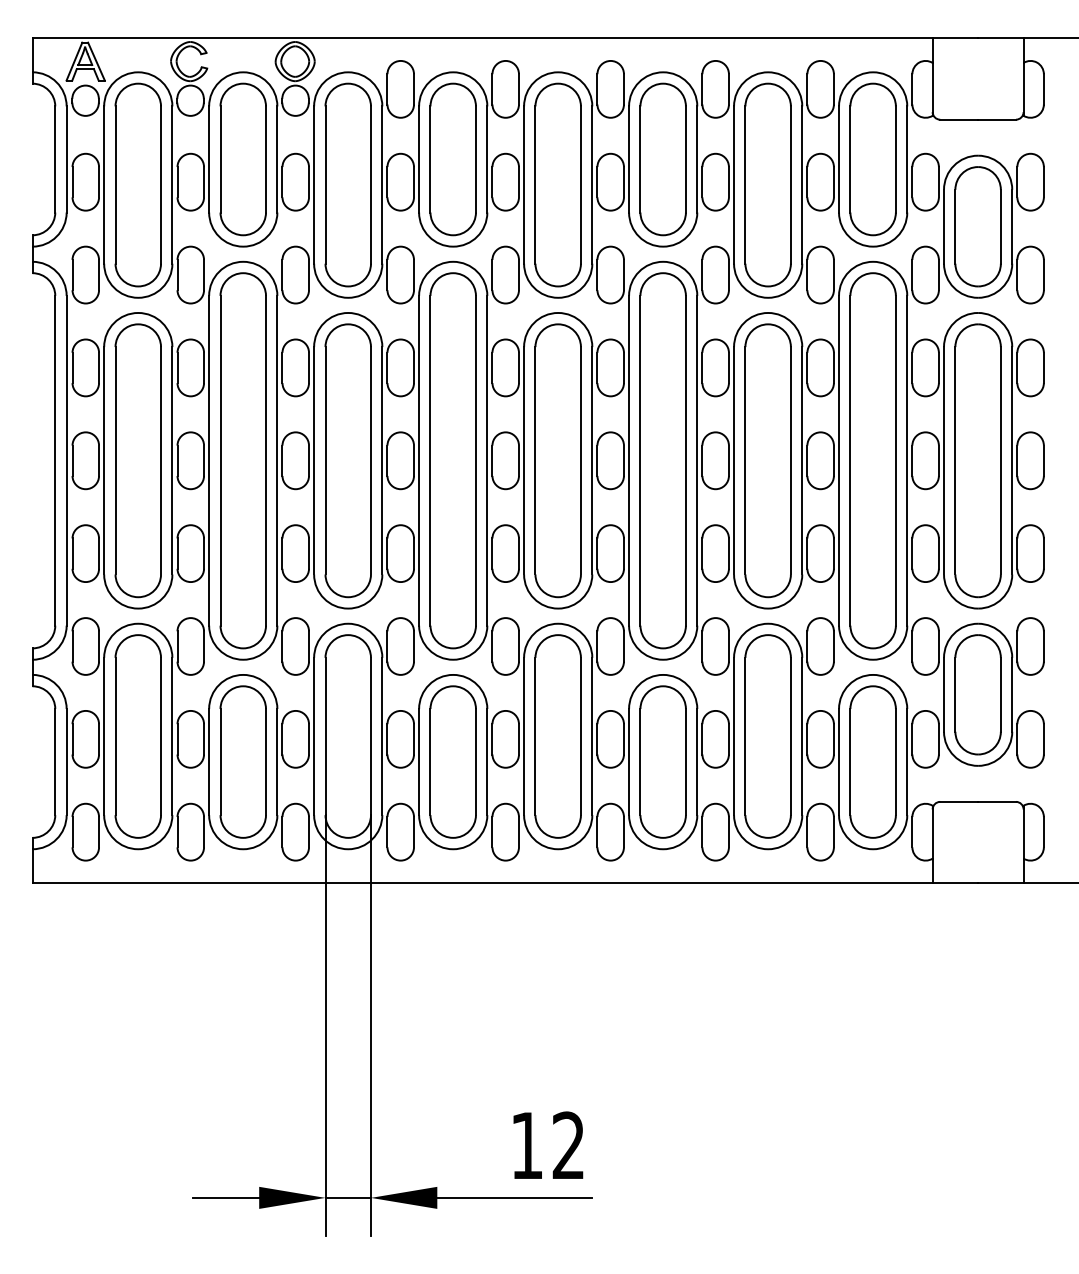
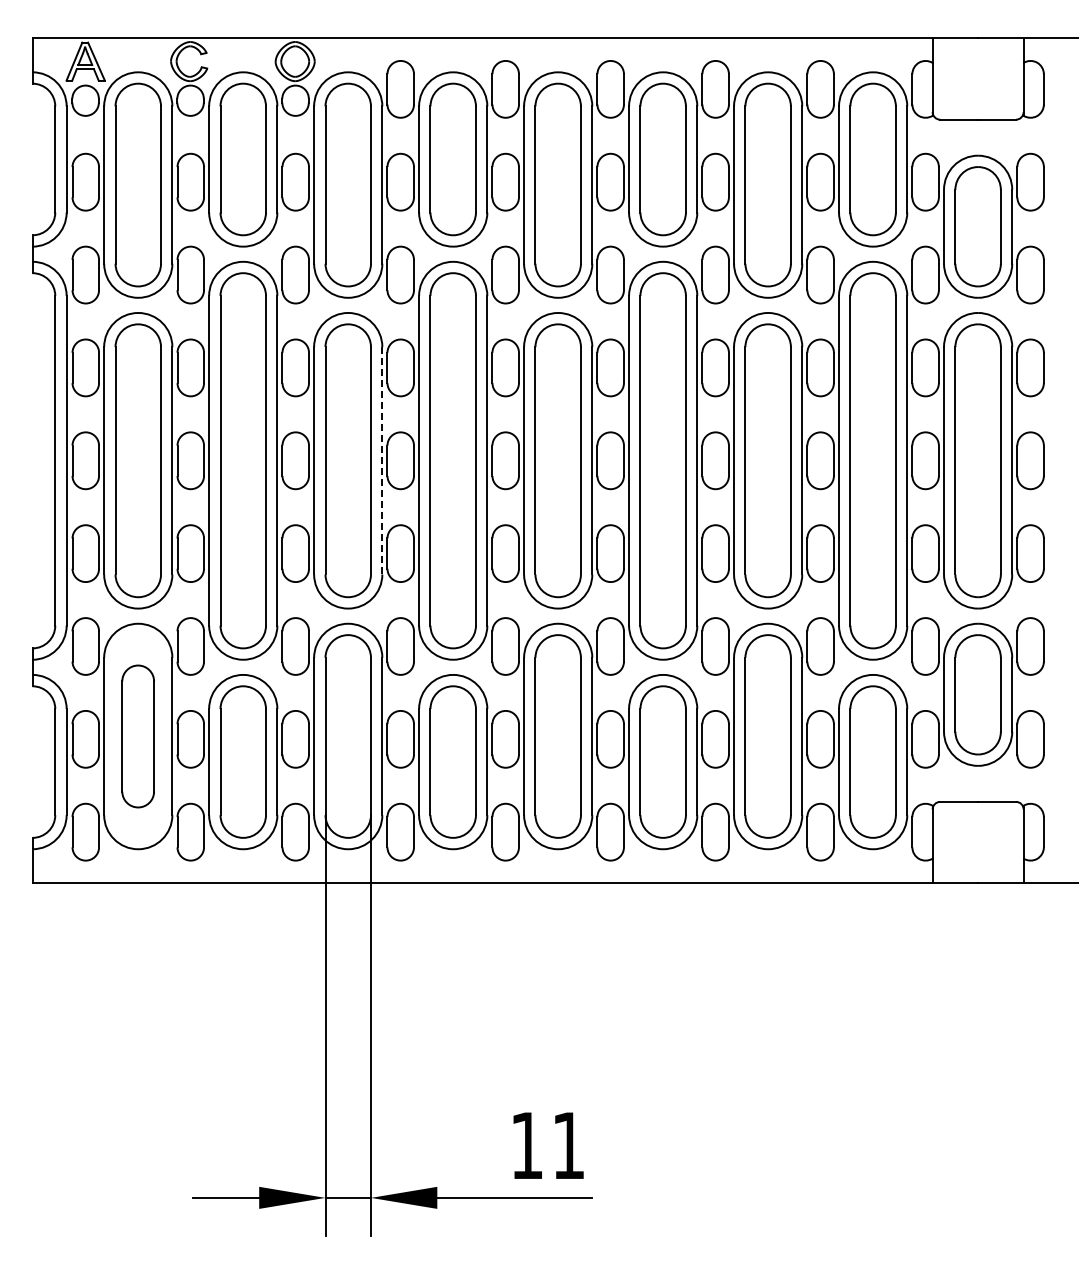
line: solid -> dashed (382, 460)
part size: 48x205 px -> 34x145 px (137, 736)
text: 12 -> 11 (567, 1144)
